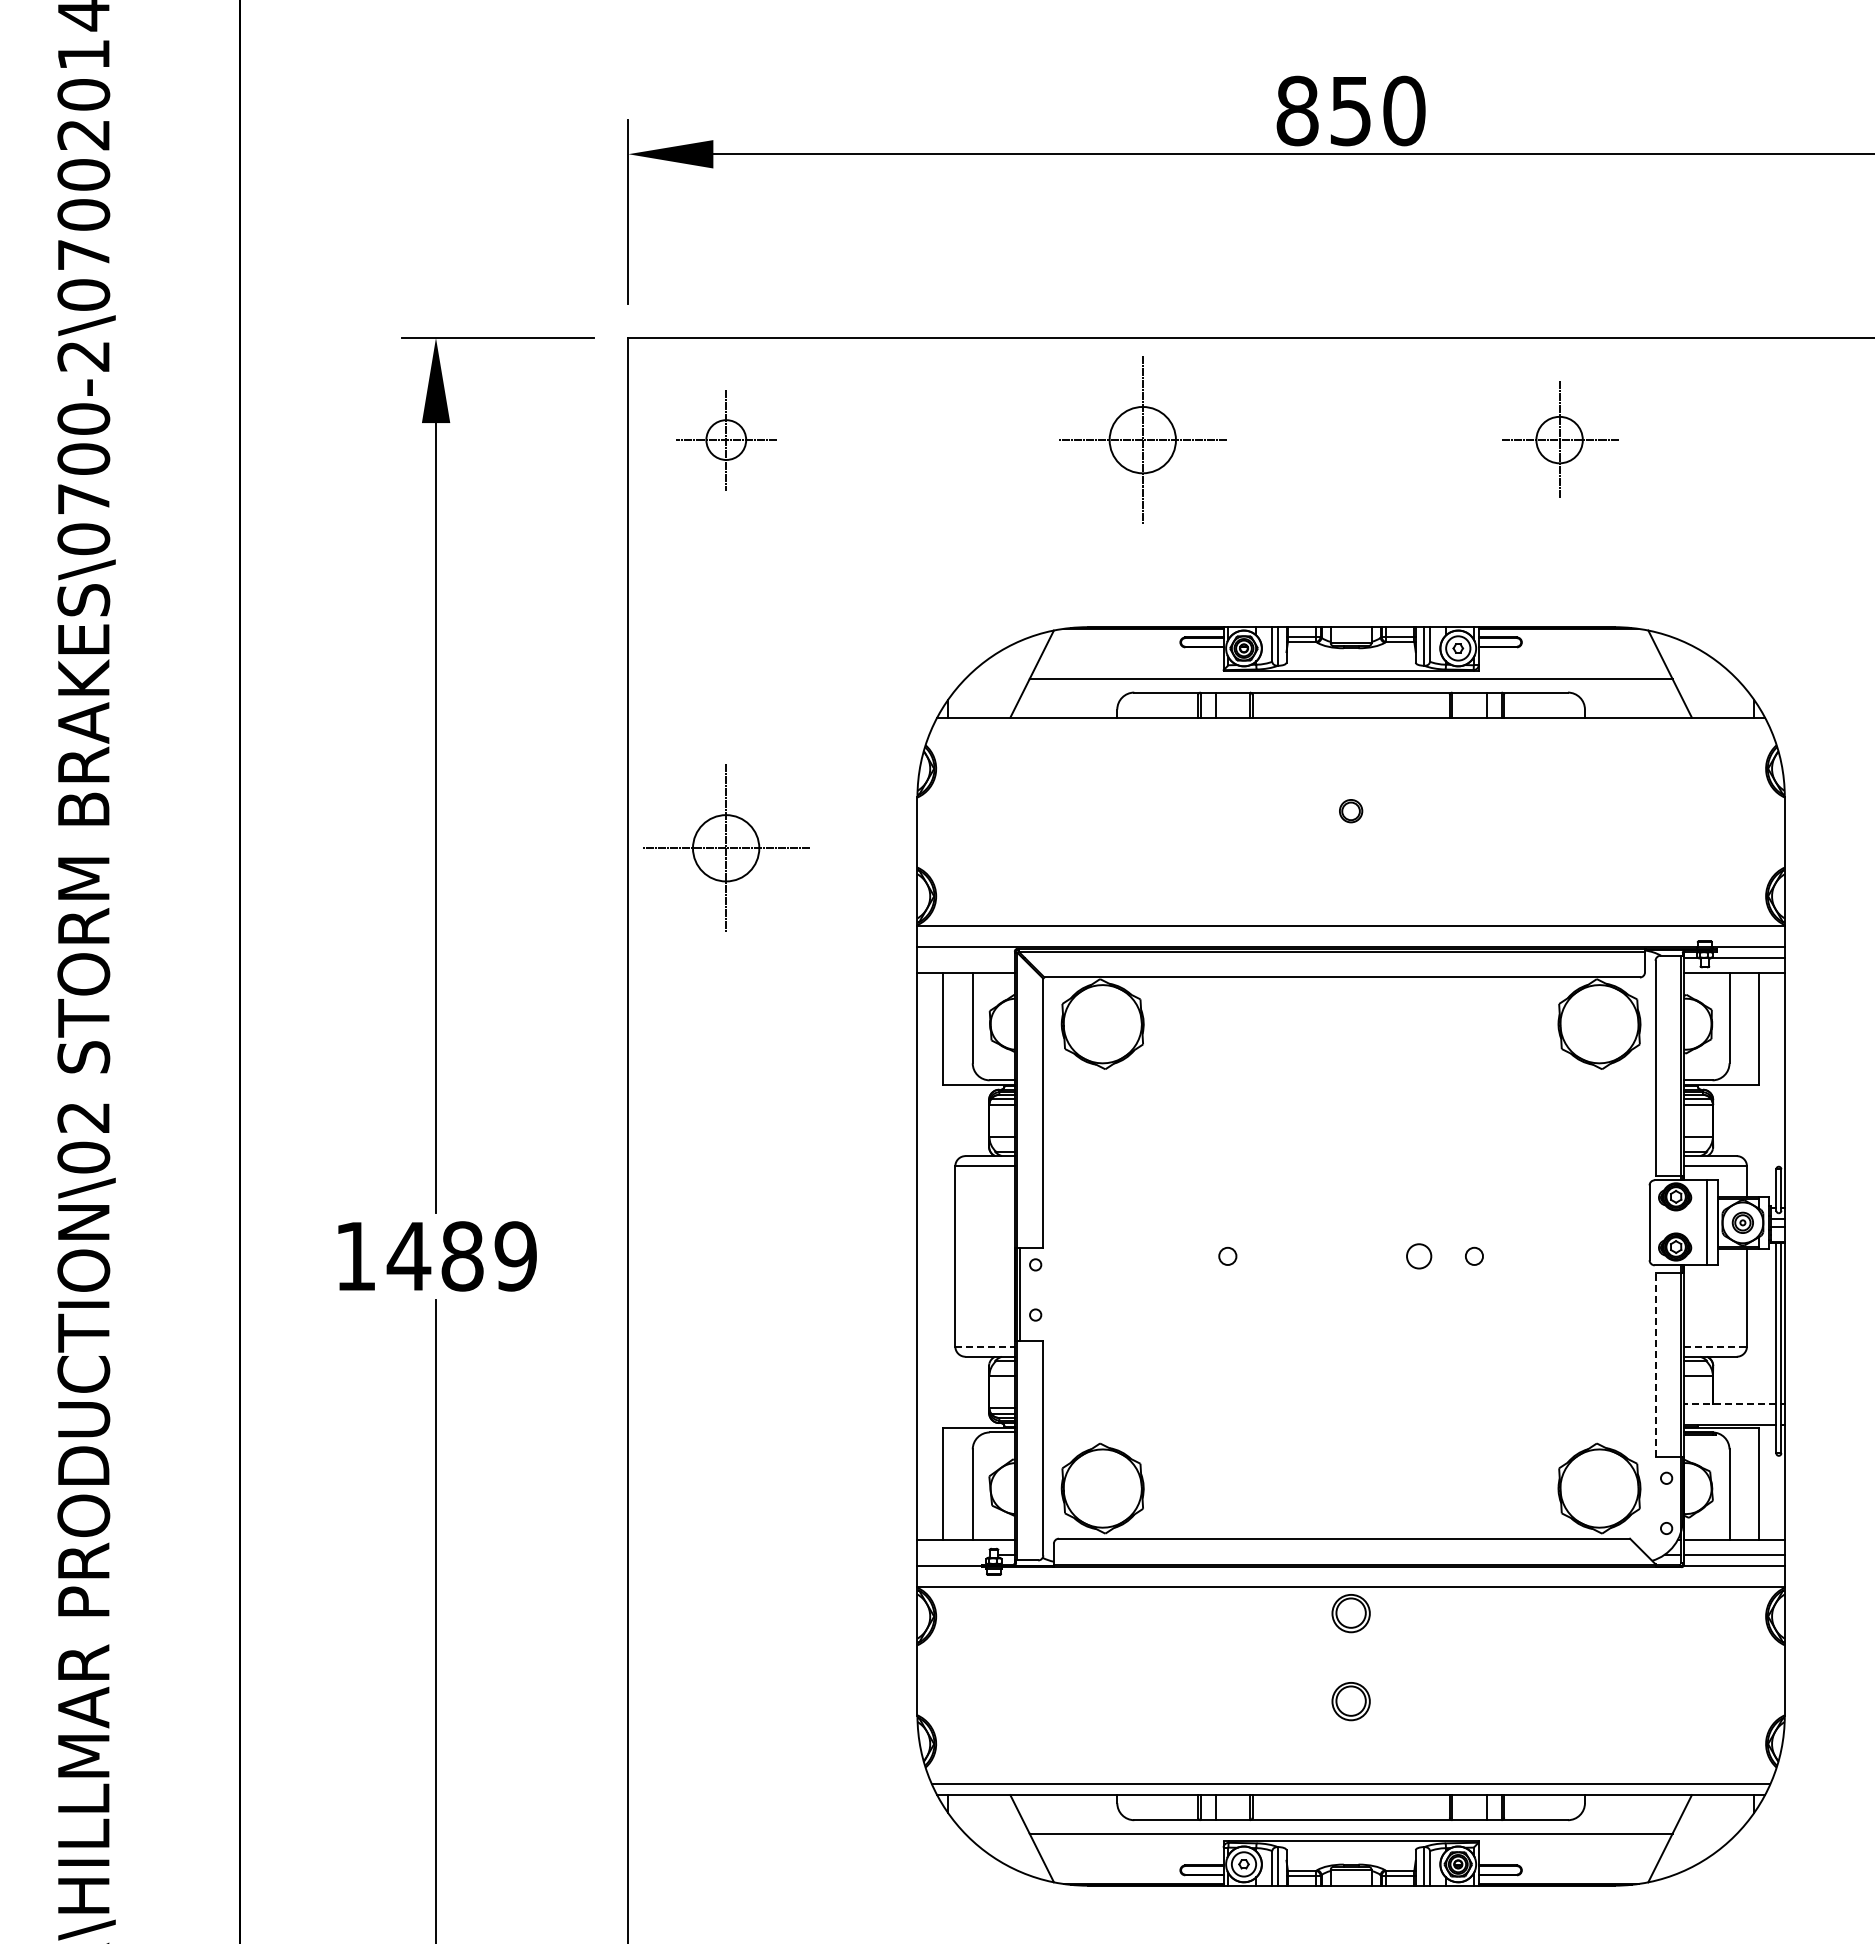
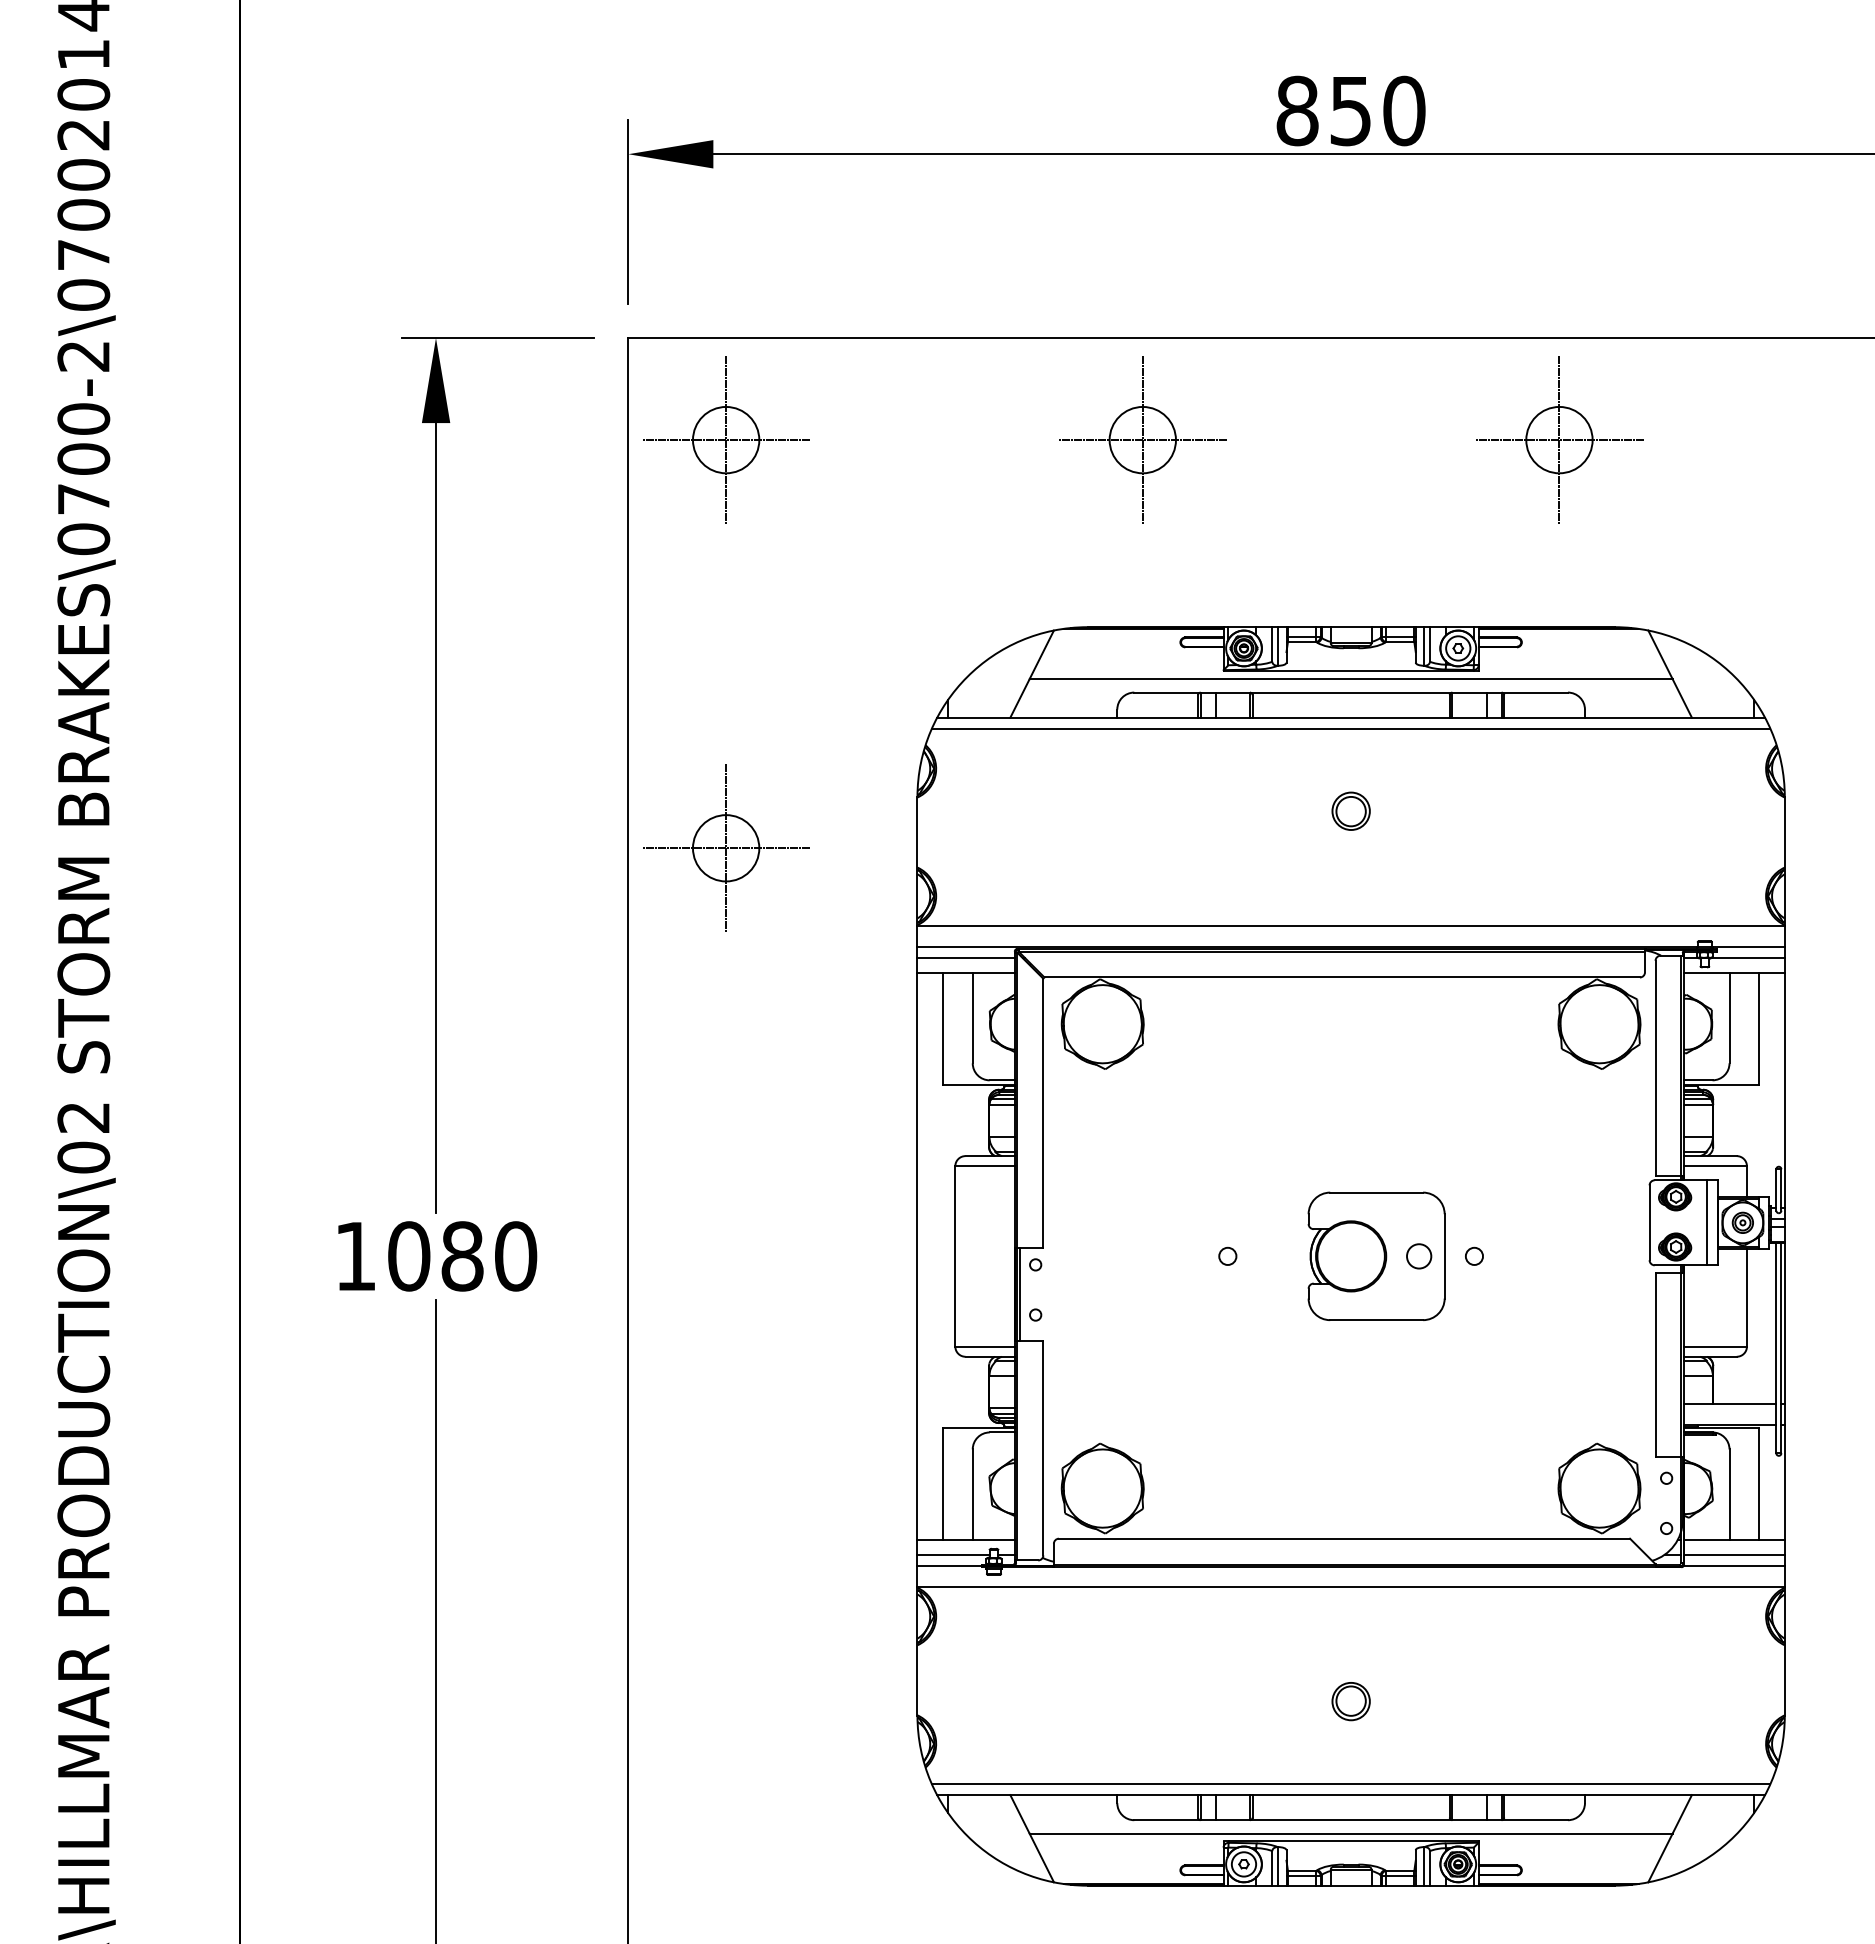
part size: 117x117 px -> 168x168 px (1559, 439)
part size: 101x101 px -> 167x168 px (726, 439)
line: none -> present (1350, 728)
part size: 25x25 px -> 40x40 px (1350, 810)
line: none -> present (965, 958)
part: none -> present (1376, 1255)
text: 1489 -> 1080 (461, 1256)
line: dashed -> solid (985, 1346)
line: dashed -> solid (1716, 1346)
line: dashed -> solid (1655, 1365)
line: dashed -> solid (1729, 1404)
line: none -> present (953, 1554)
part: present -> none (1350, 1613)
